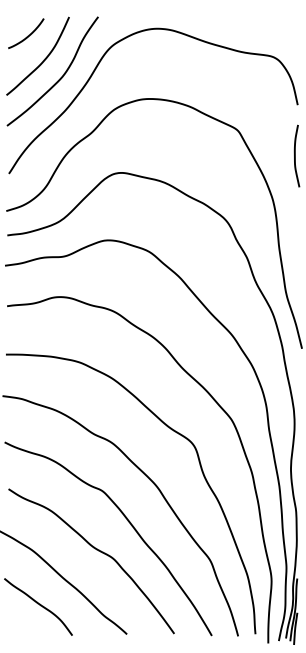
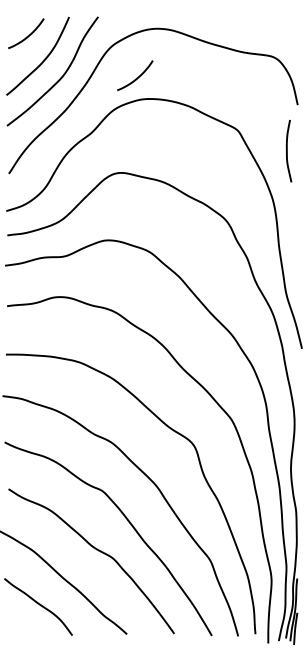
curve: none -> present (136, 77)
curve position: (295, 155) -> (287, 150) (287, 150)
